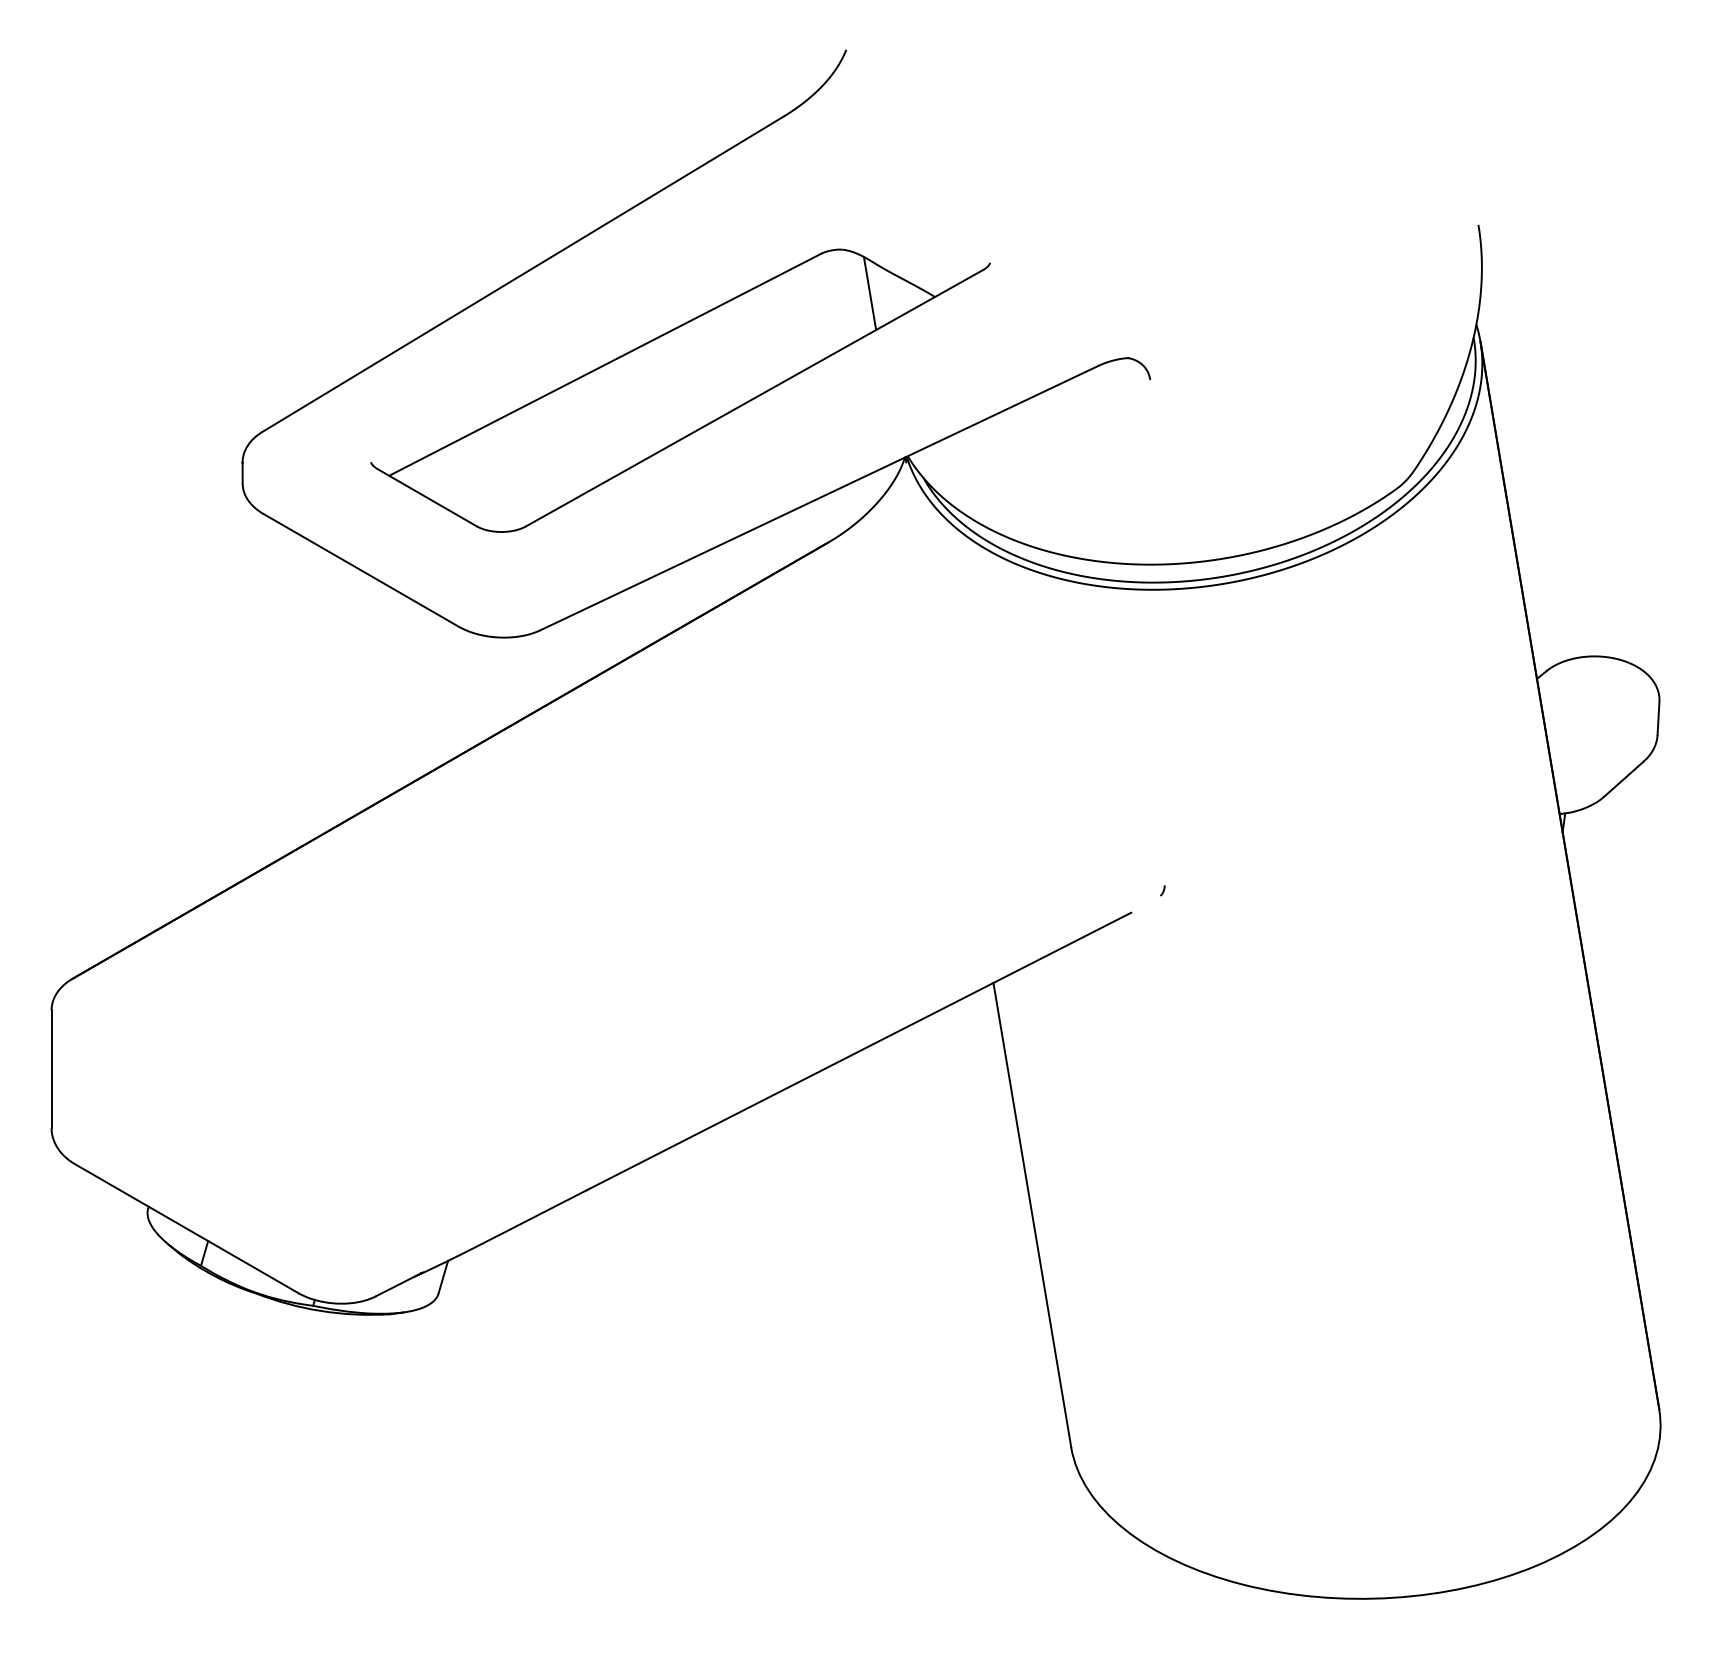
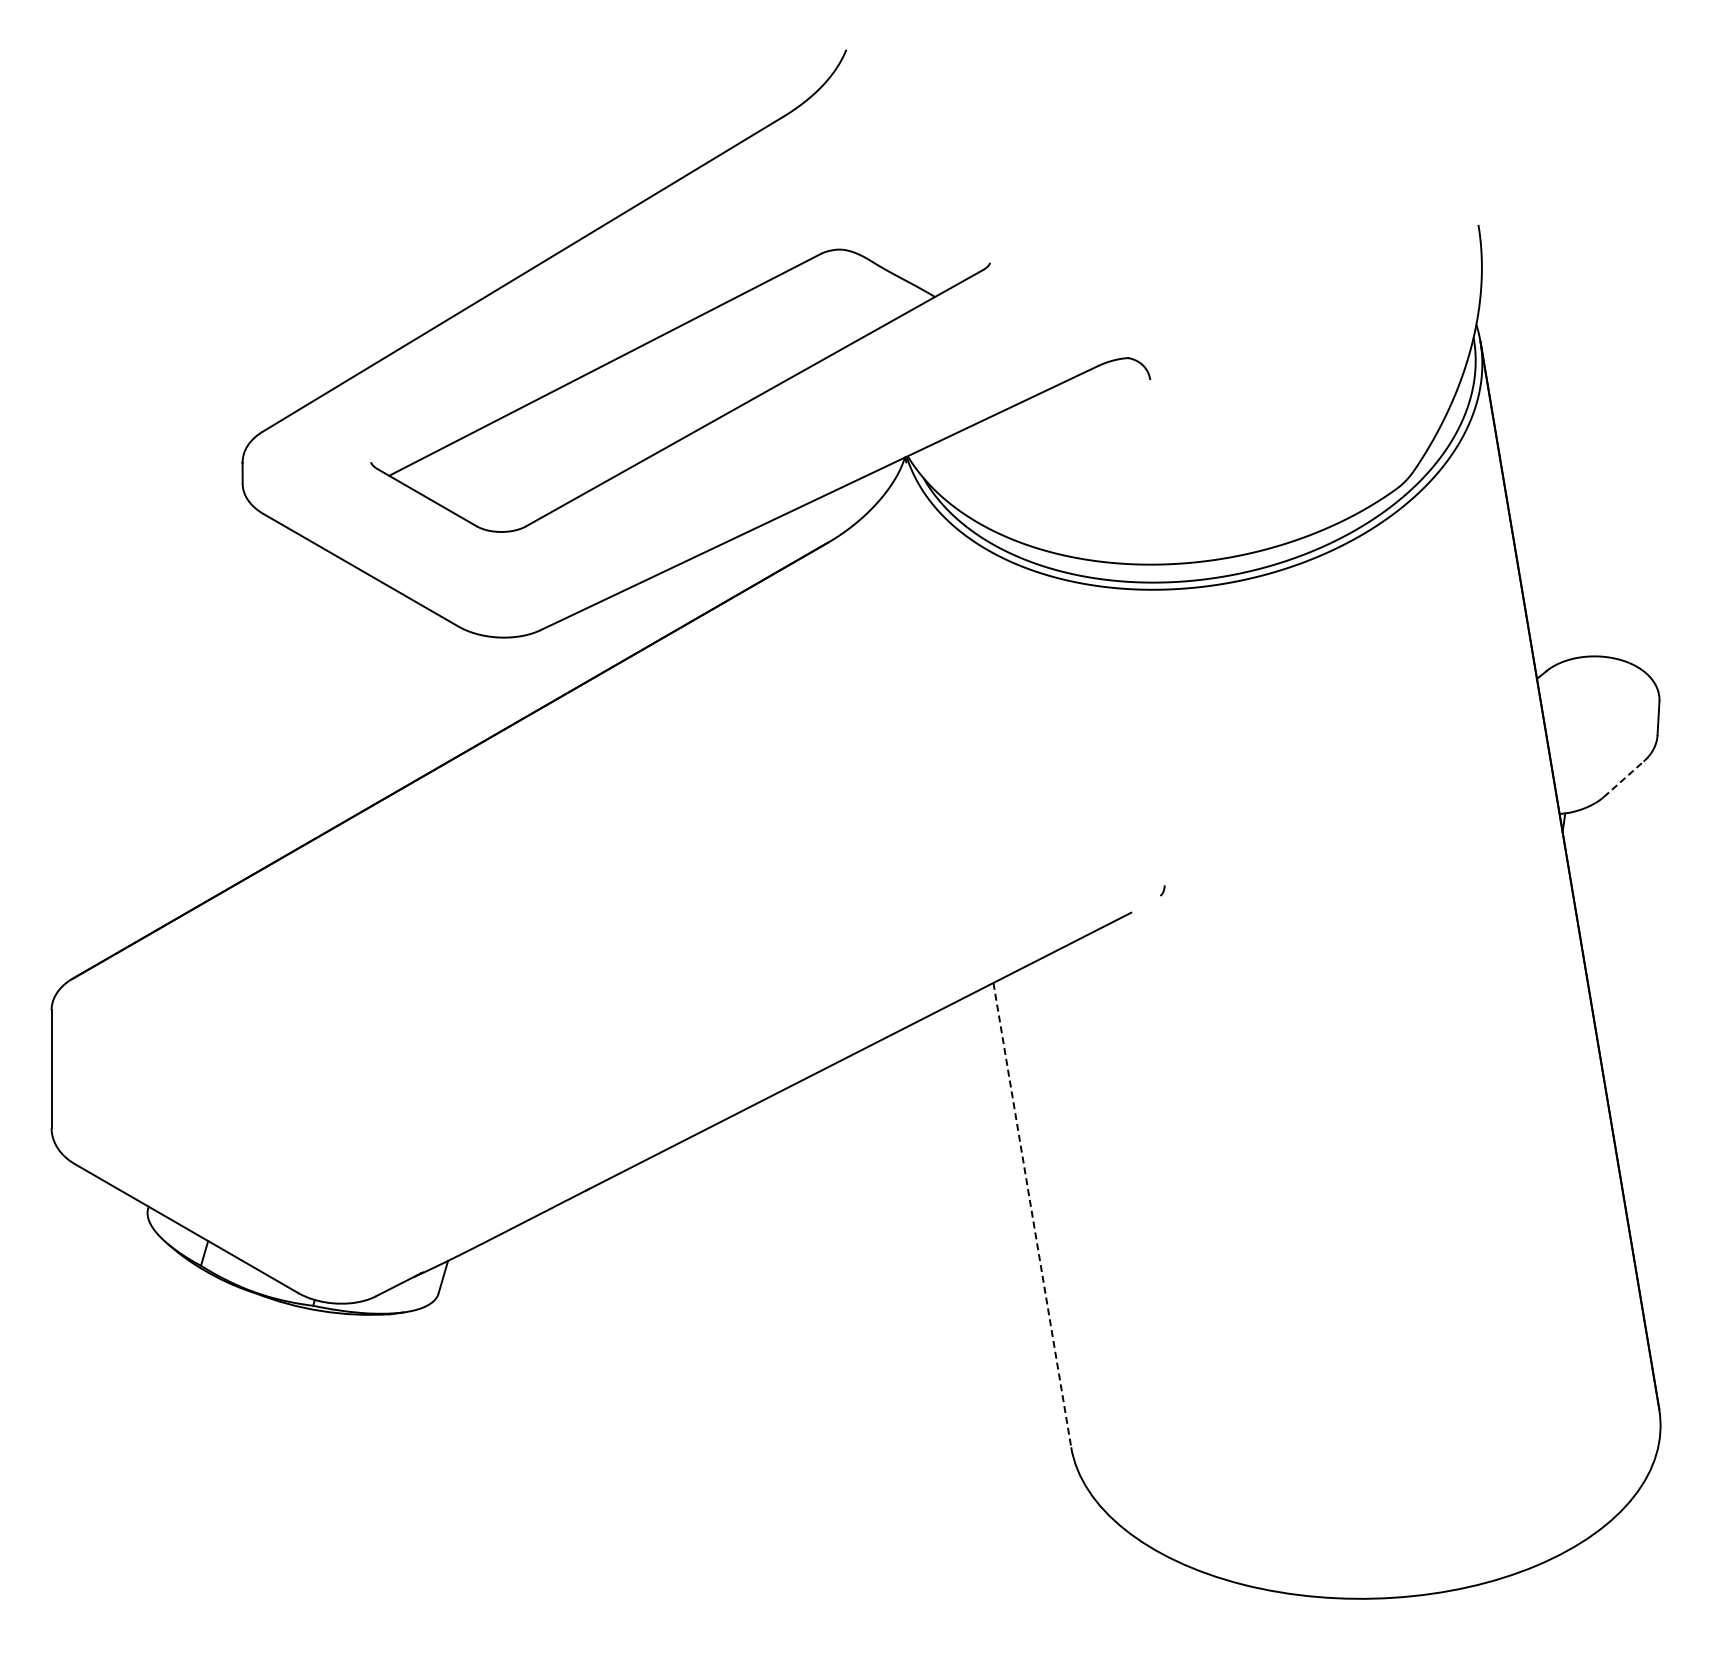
line: present -> none (869, 293)
line: solid -> dashed (1623, 779)
line: solid -> dashed (1032, 1215)
